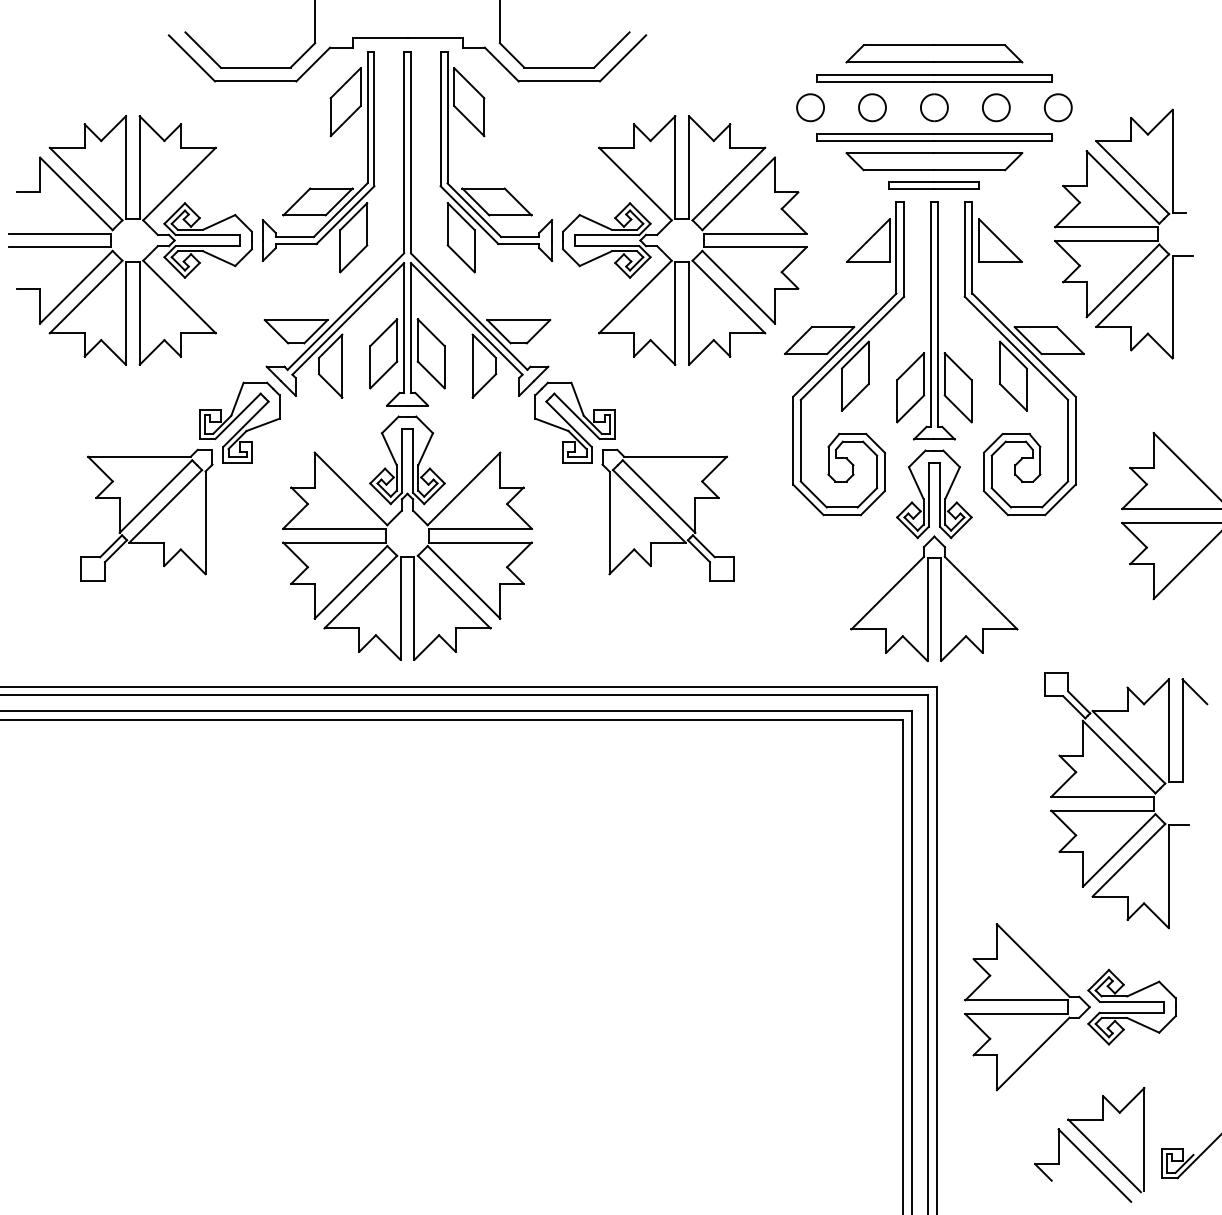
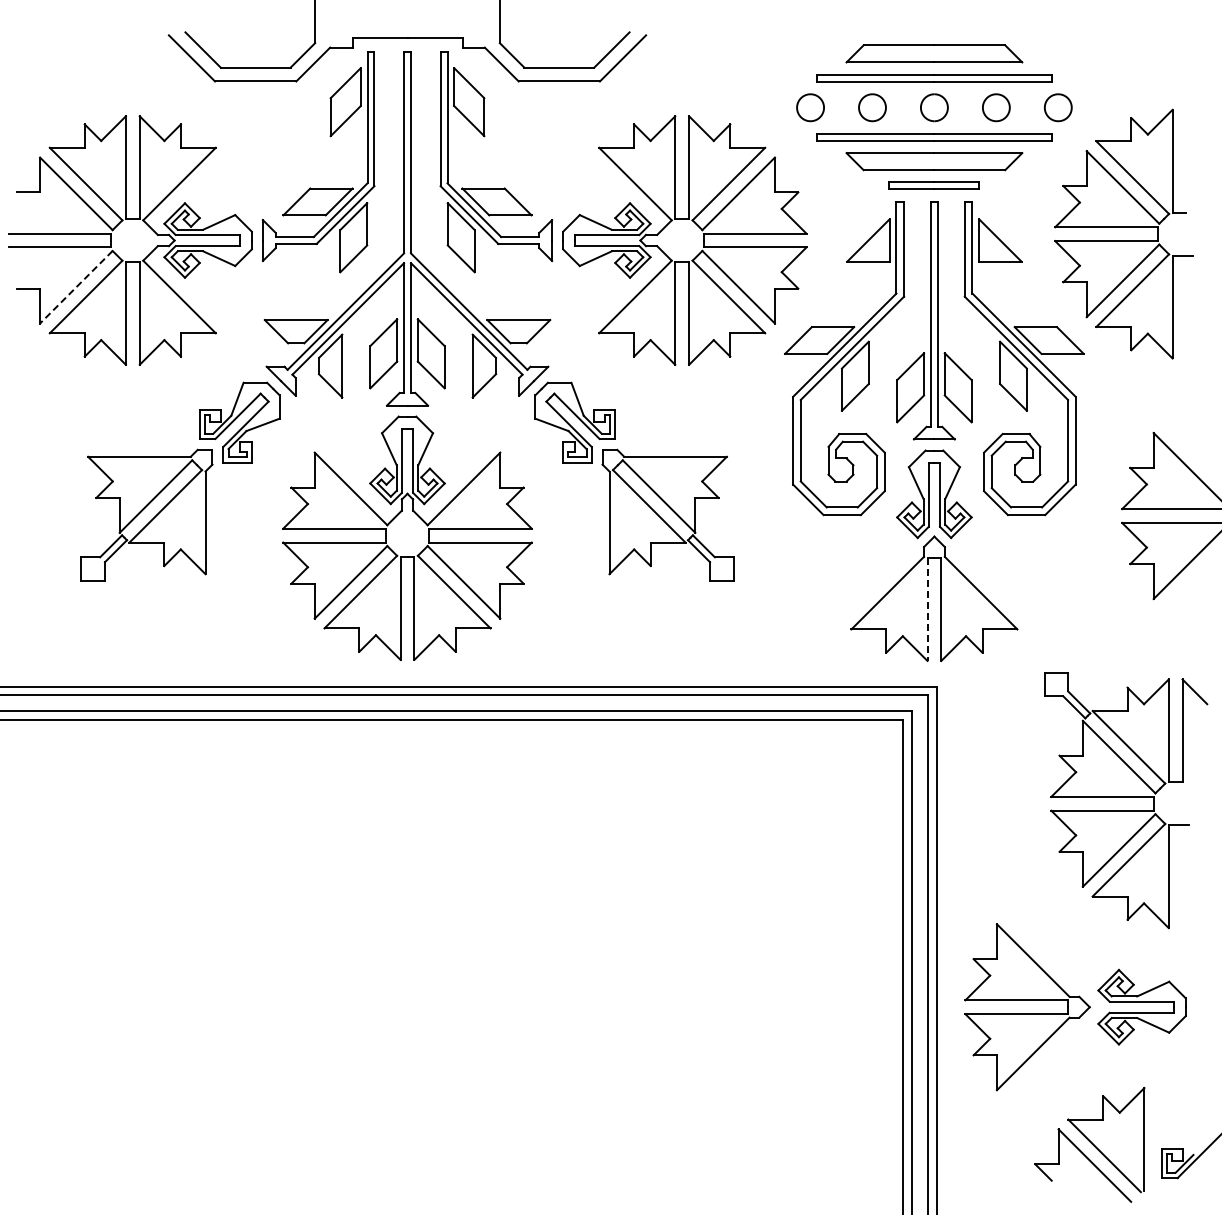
line: solid -> dashed (76, 287)
line: solid -> dashed (927, 610)
part position: (1131, 1006) -> (1141, 1006) (1141, 1006)
